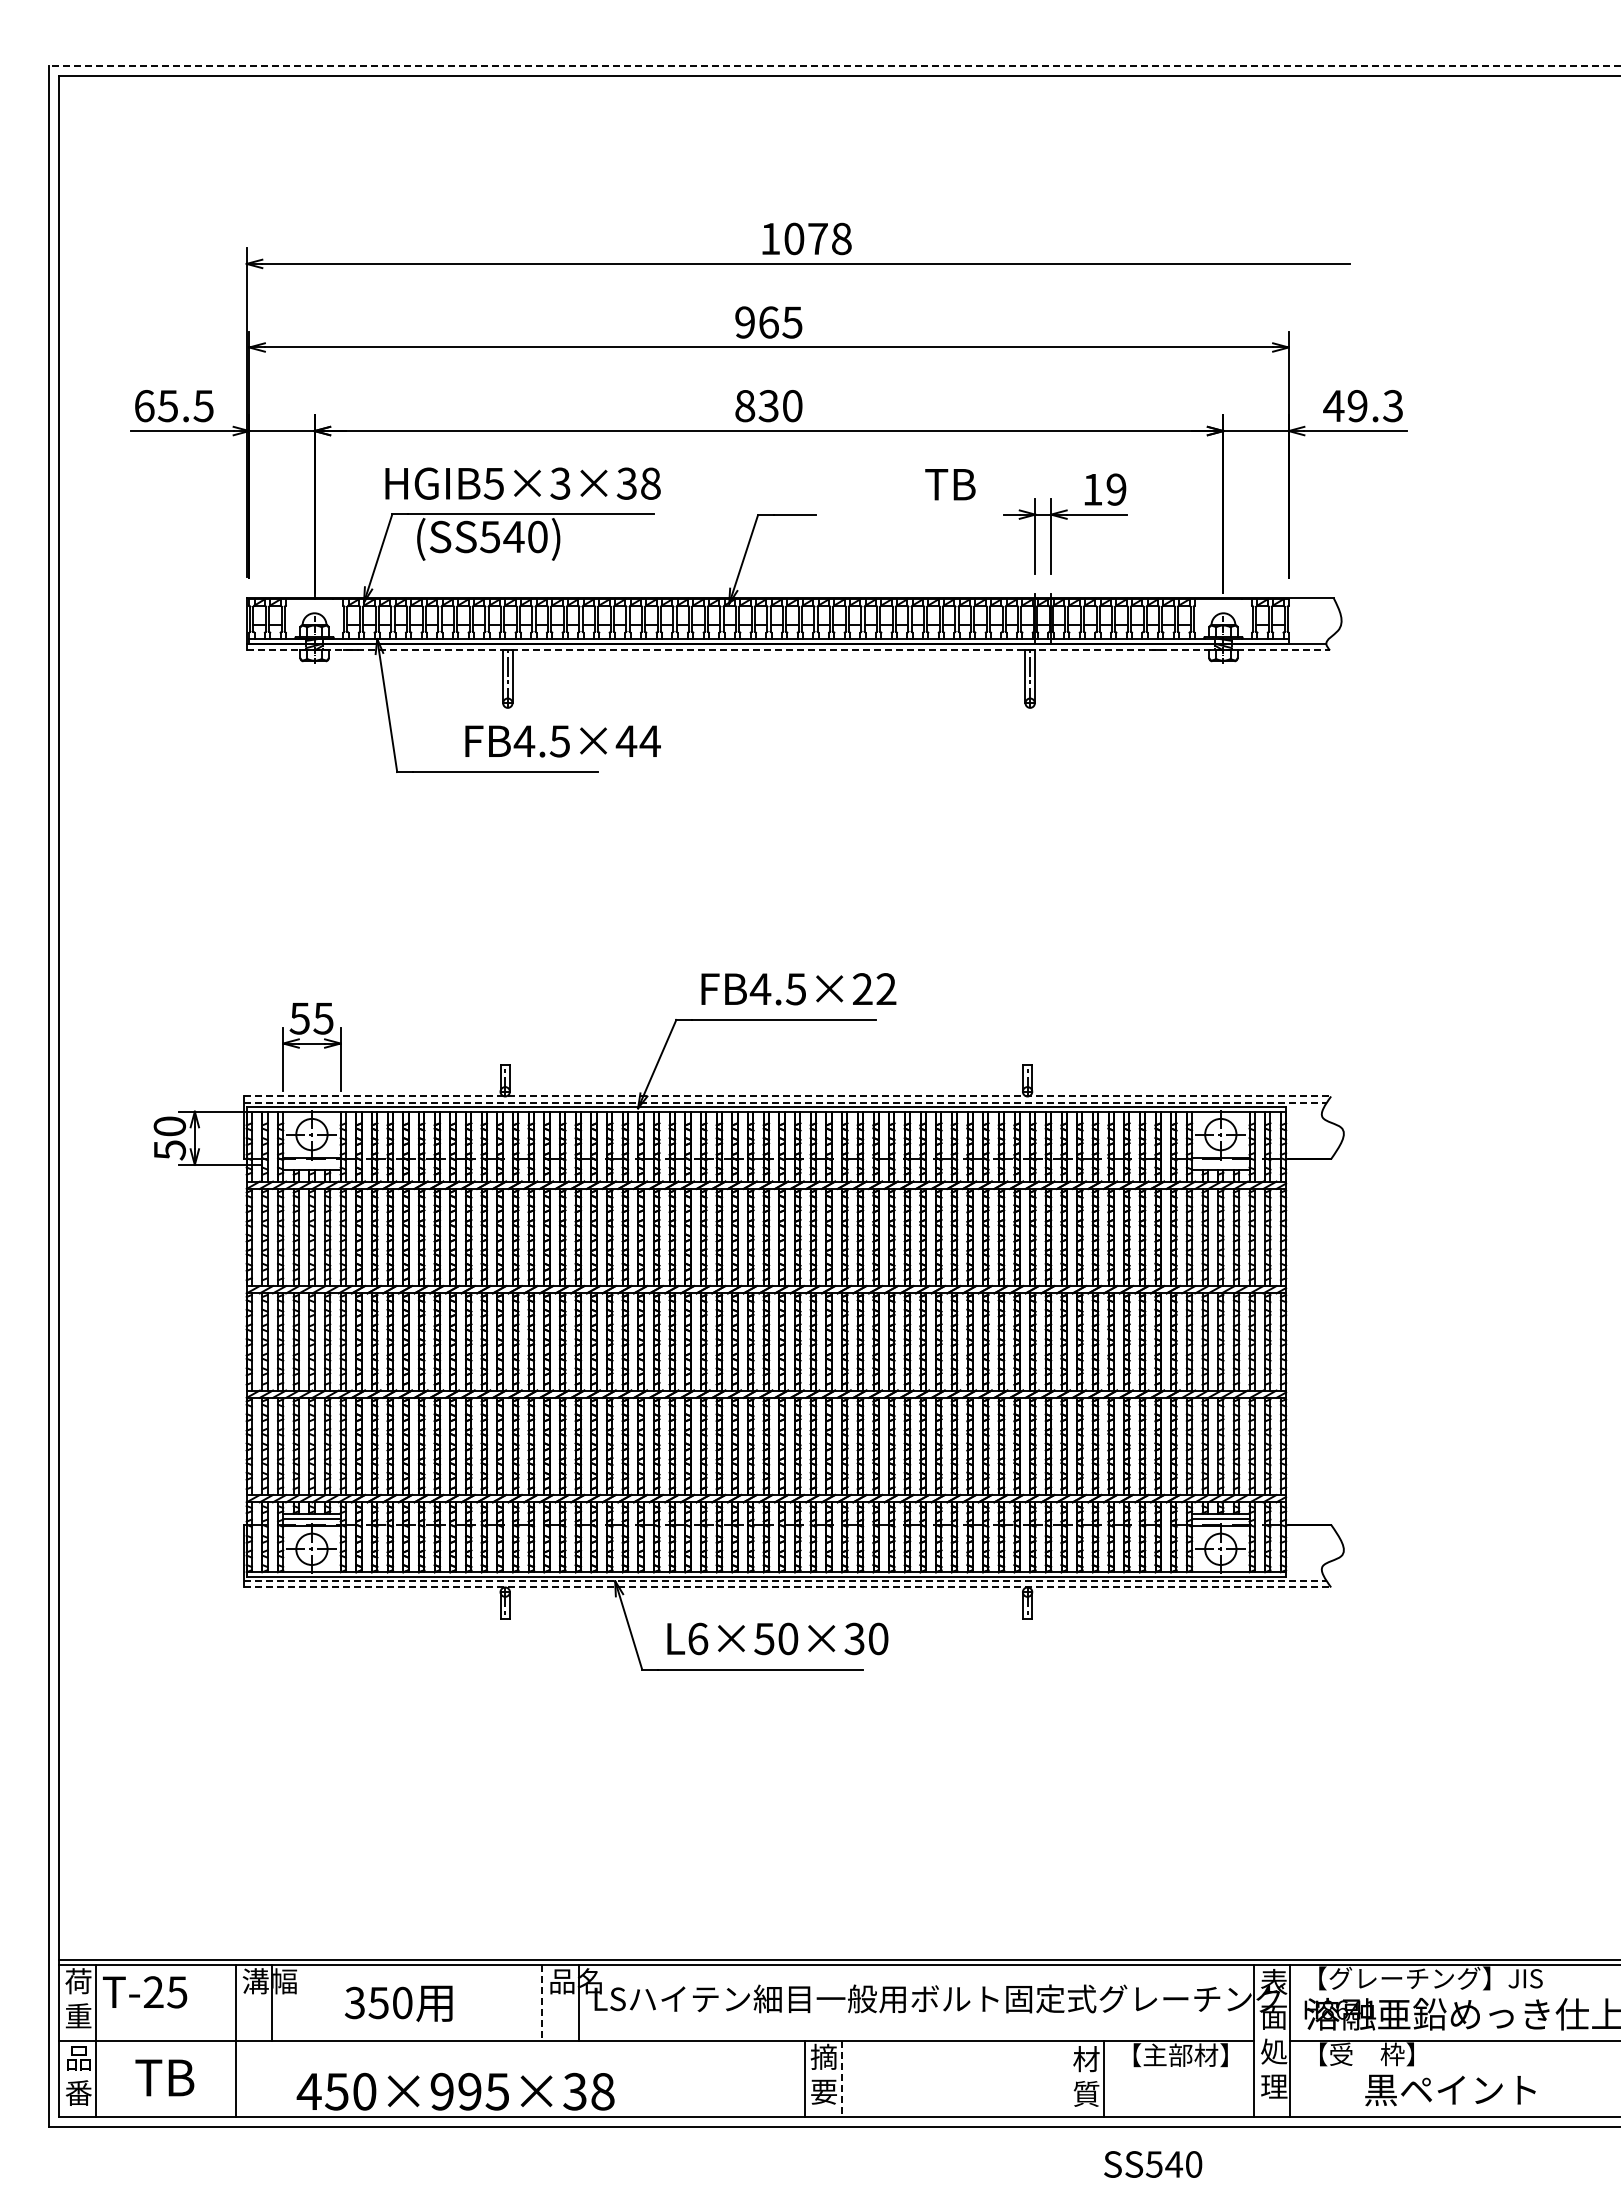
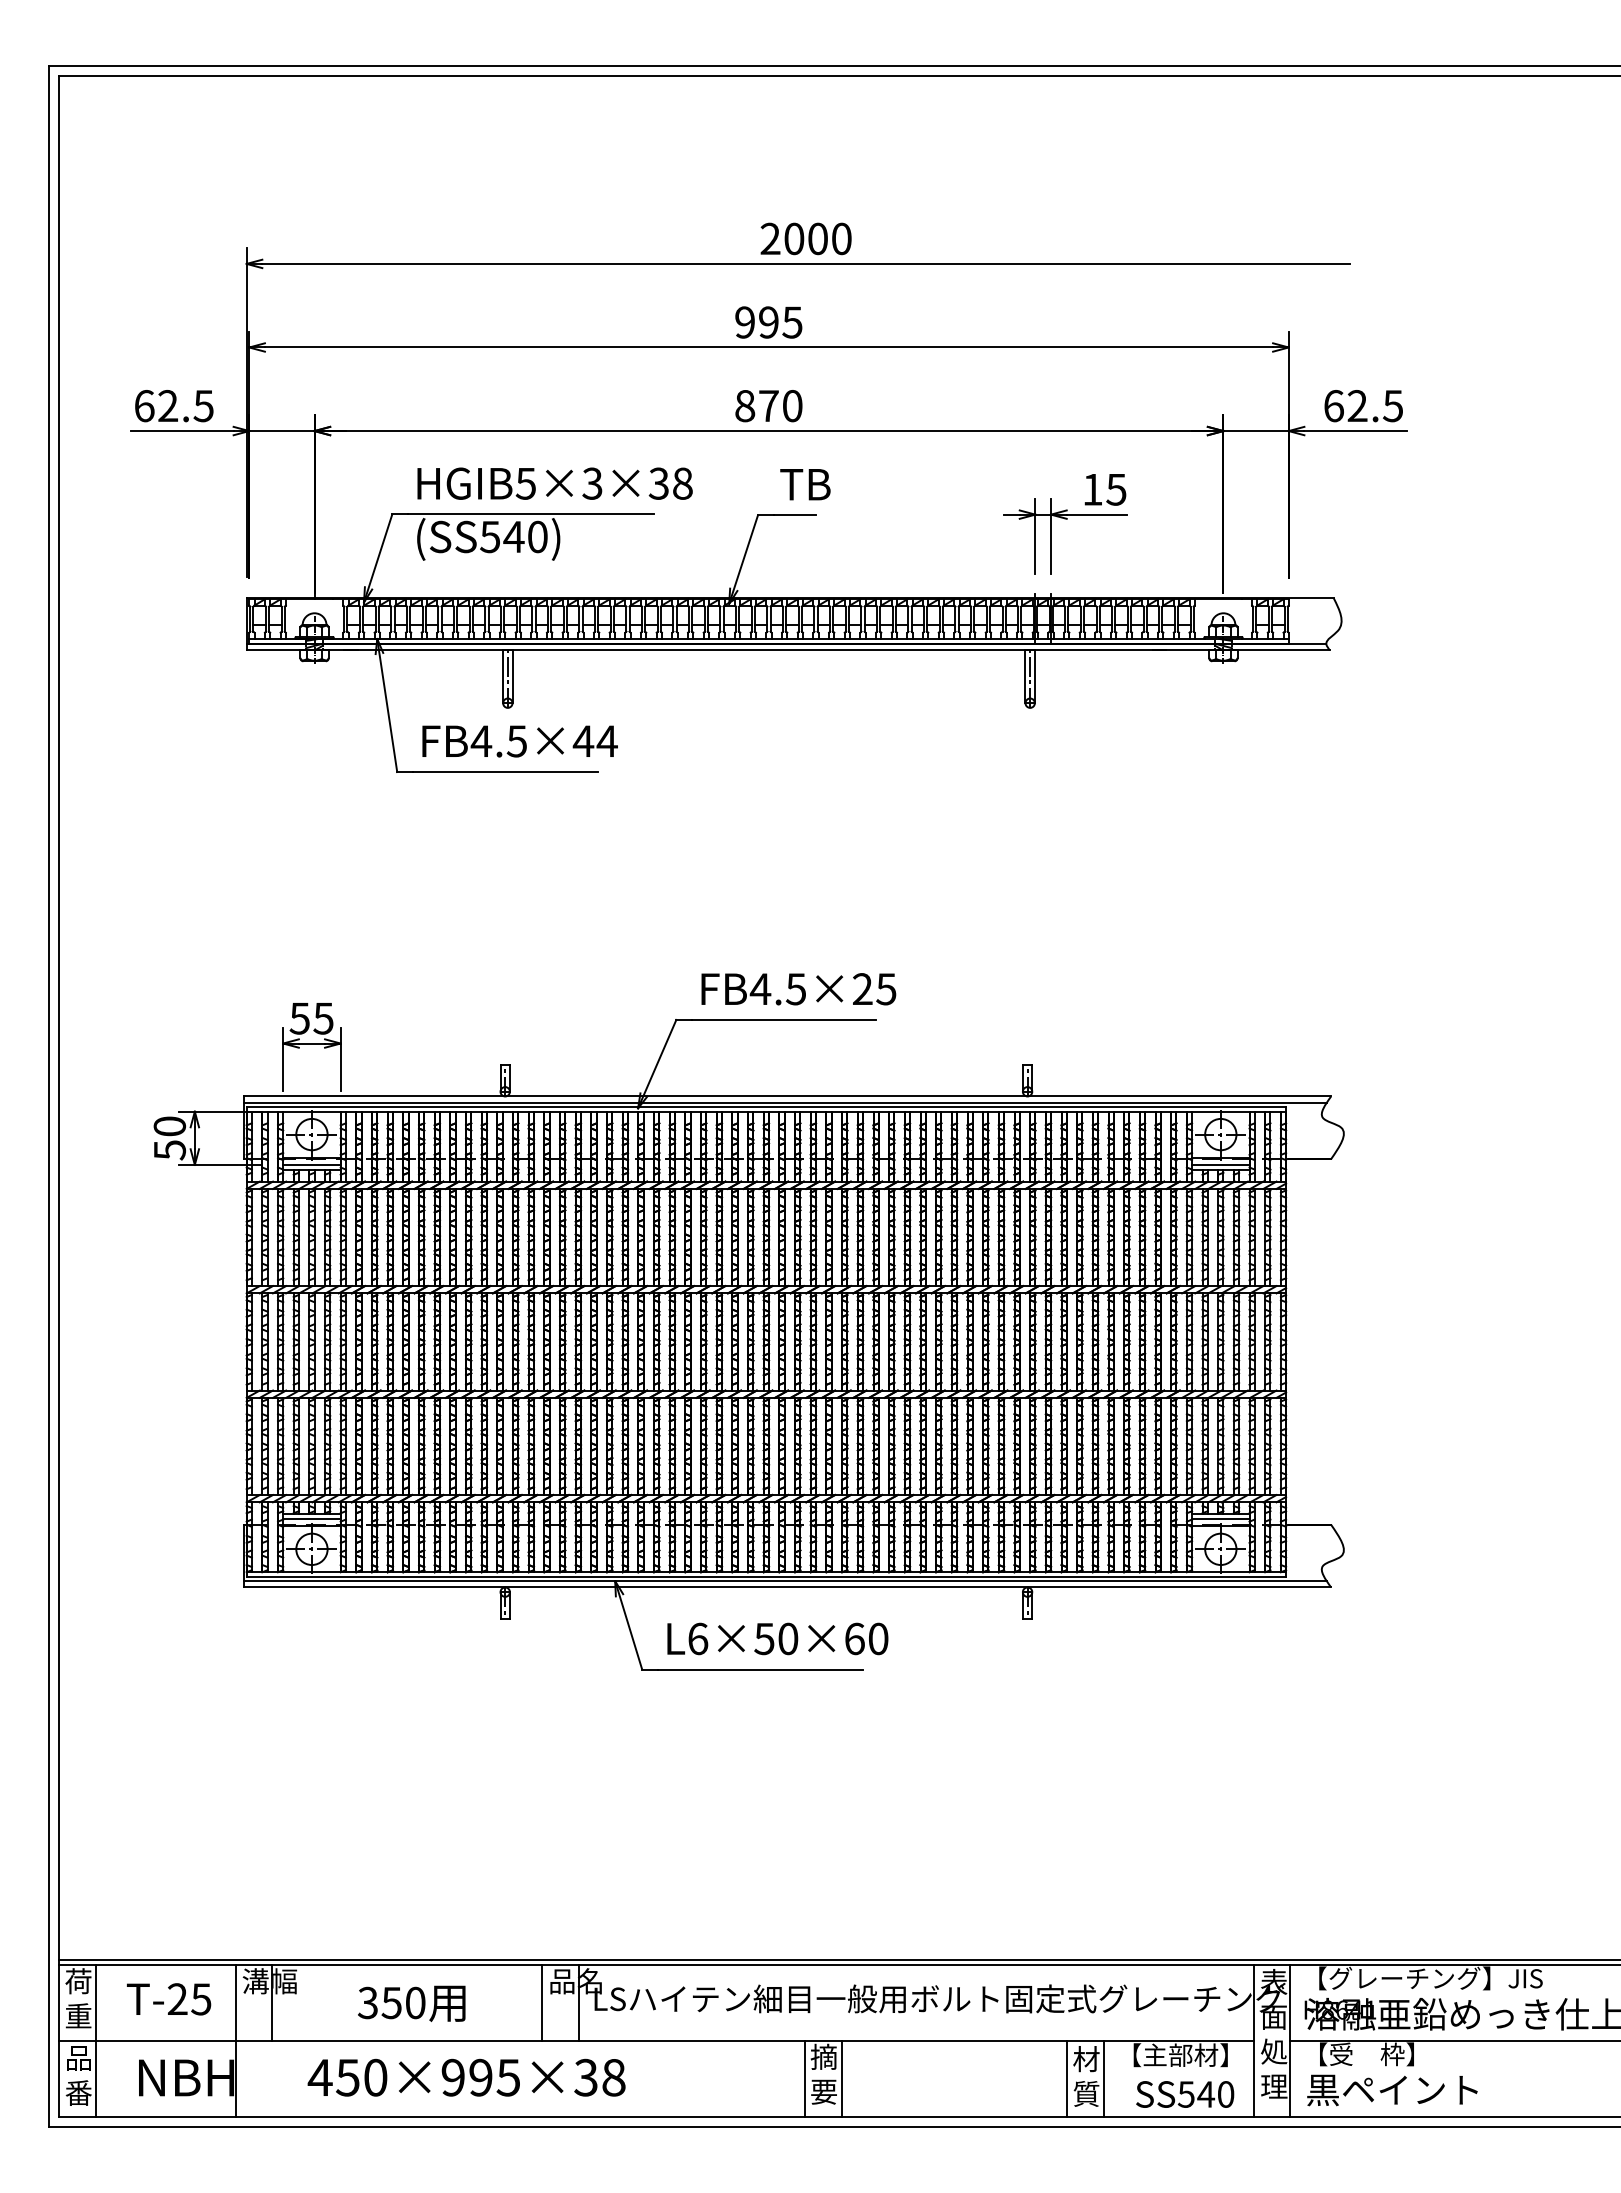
line: dashed -> solid (834, 65)
text: 1078 -> 2000 (805, 238)
text: 965 -> 995 (768, 322)
text: 65.5 -> 62.5 (167, 405)
text: 49.3 -> 62.5 (1362, 405)
text: 830 -> 870 (768, 406)
text position: (522, 483) -> (554, 483) (554, 483)
text position: (950, 484) -> (805, 484) (805, 484)
text: 19 -> 15 (1116, 489)
line: dashed -> solid (788, 650)
text position: (562, 741) -> (519, 741) (519, 741)
text: FB4.5×22 -> FB4.5×25 (886, 989)
line: dashed -> solid (787, 1096)
line: dashed -> solid (785, 1102)
line: none -> present (311, 1164)
line: none -> present (1220, 1164)
line: dashed -> solid (785, 1581)
line: dashed -> solid (787, 1587)
text: L6×50×30 -> L6×50×60 (854, 1638)
text position: (145, 1992) -> (169, 1999) (169, 1999)
line: dashed -> solid (542, 2002)
text position: (398, 2003) -> (411, 2003) (411, 2003)
text: TB -> NBH (184, 2077)
line: dashed -> solid (841, 2078)
line: none -> present (1067, 2078)
text position: (1450, 2090) -> (1392, 2090) (1392, 2090)
text position: (455, 2091) -> (466, 2077) (466, 2077)
text position: (1153, 2164) -> (1185, 2094) (1185, 2094)
